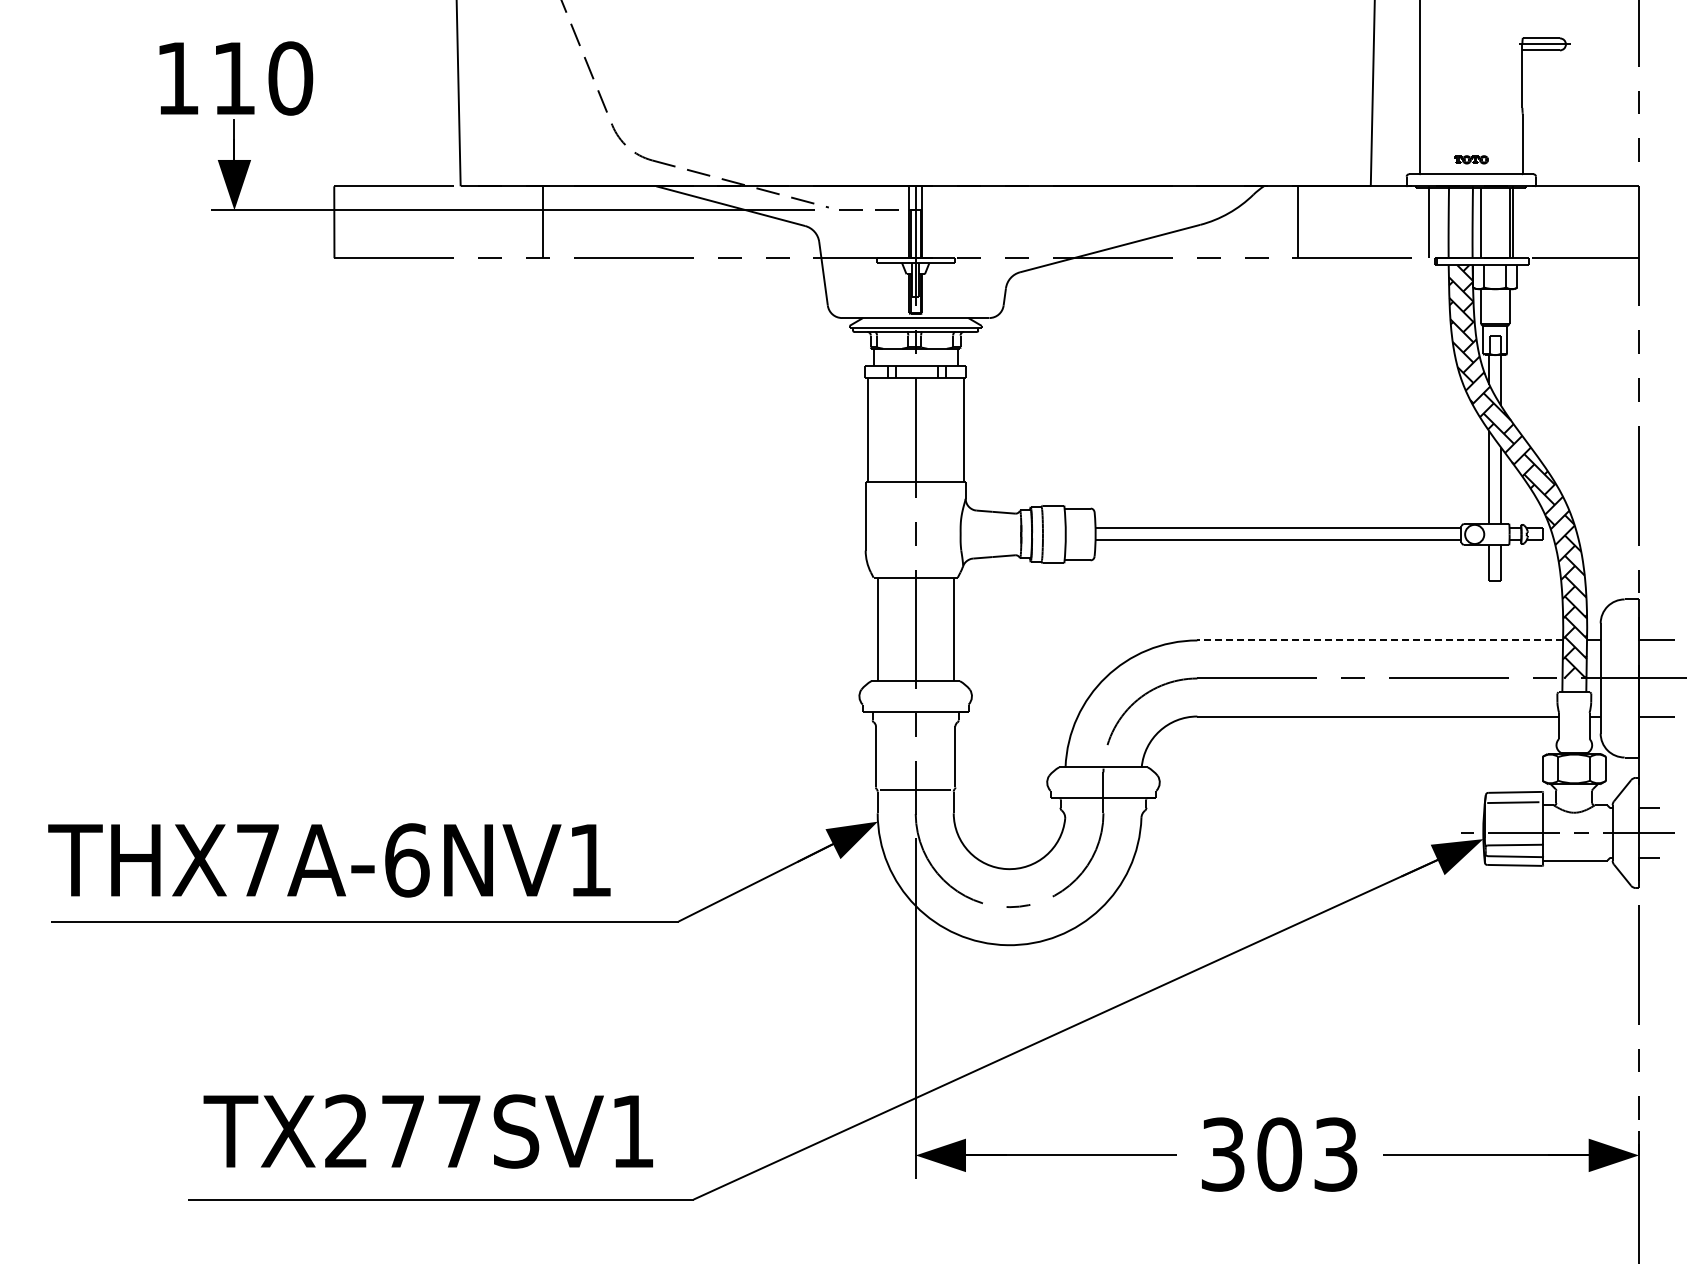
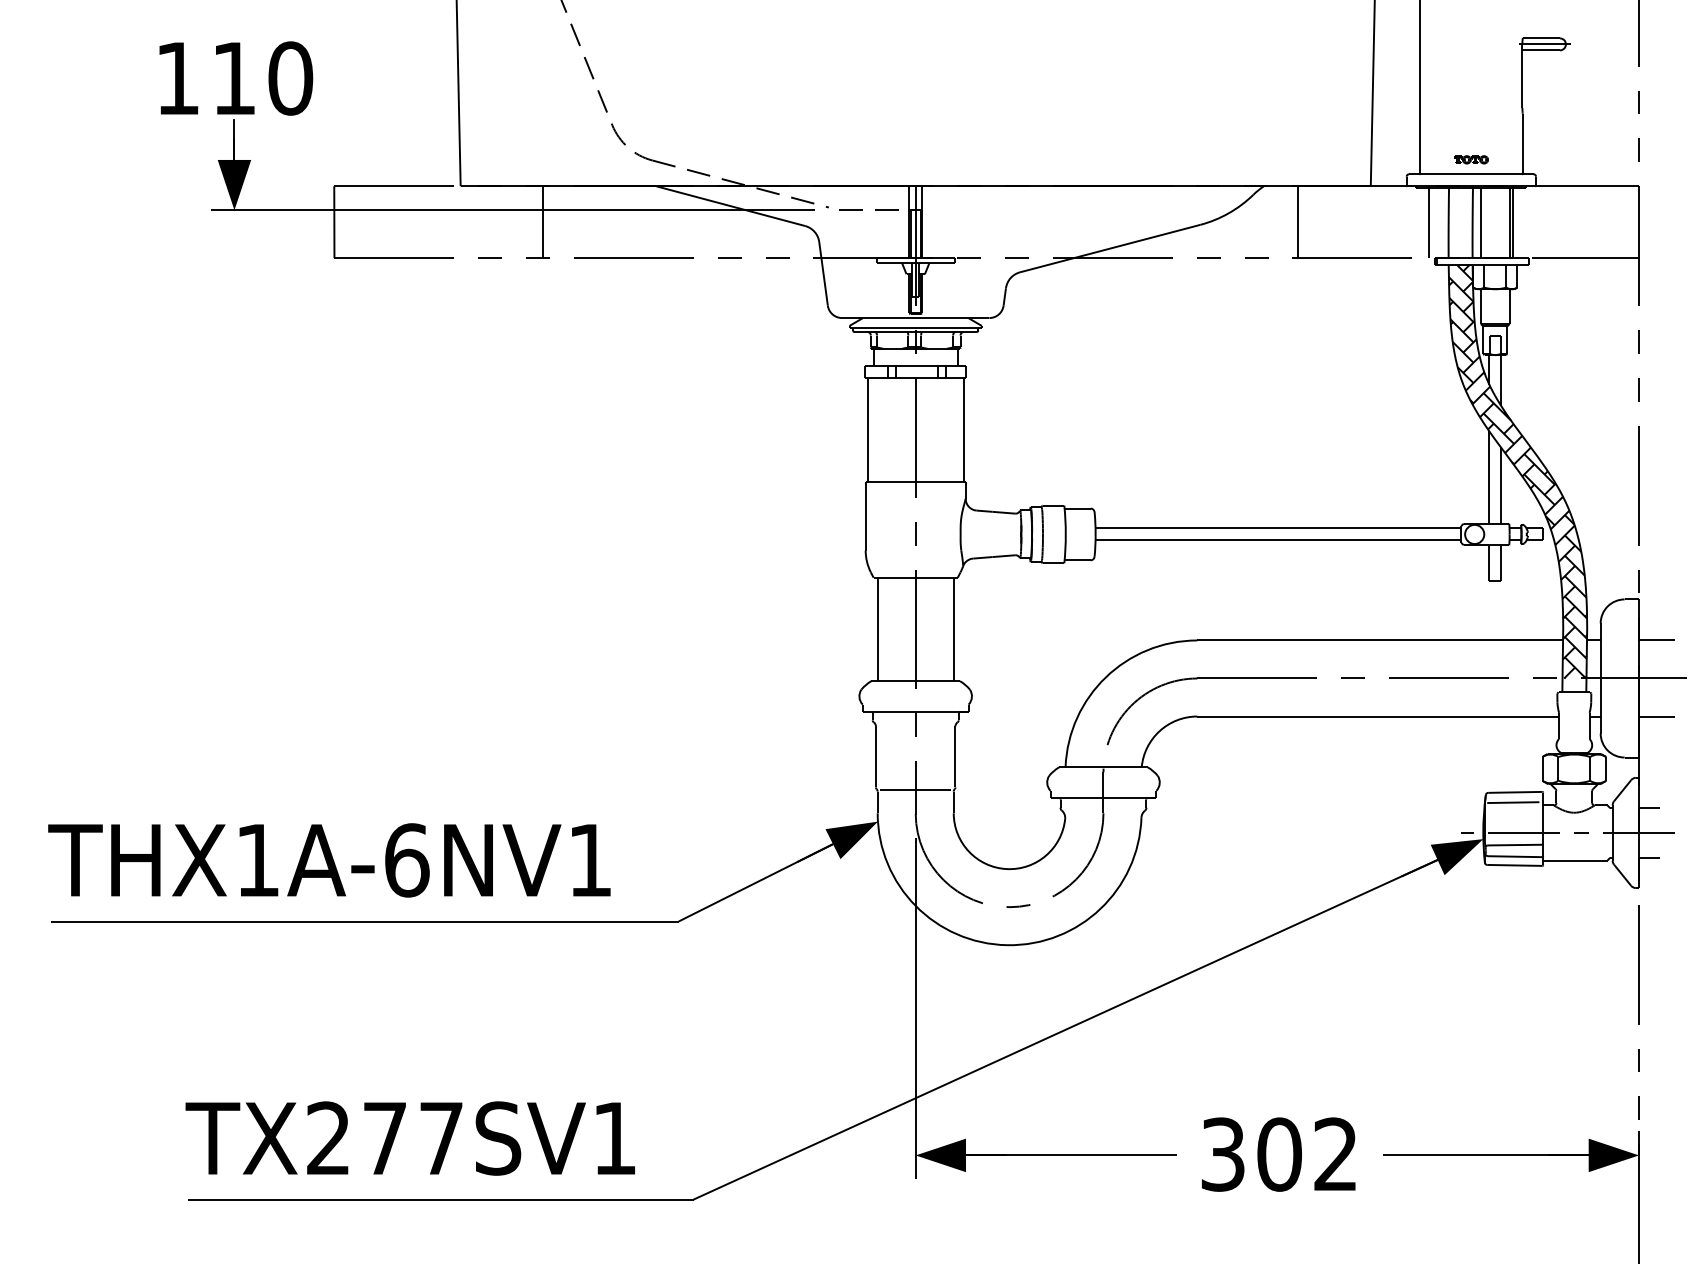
line: dashed -> solid (1380, 640)
text: THX7A-6NV1 -> THX1A-6NV1 (257, 860)
text position: (427, 1131) -> (409, 1138) (409, 1138)
text: 303 -> 302 (1335, 1154)
